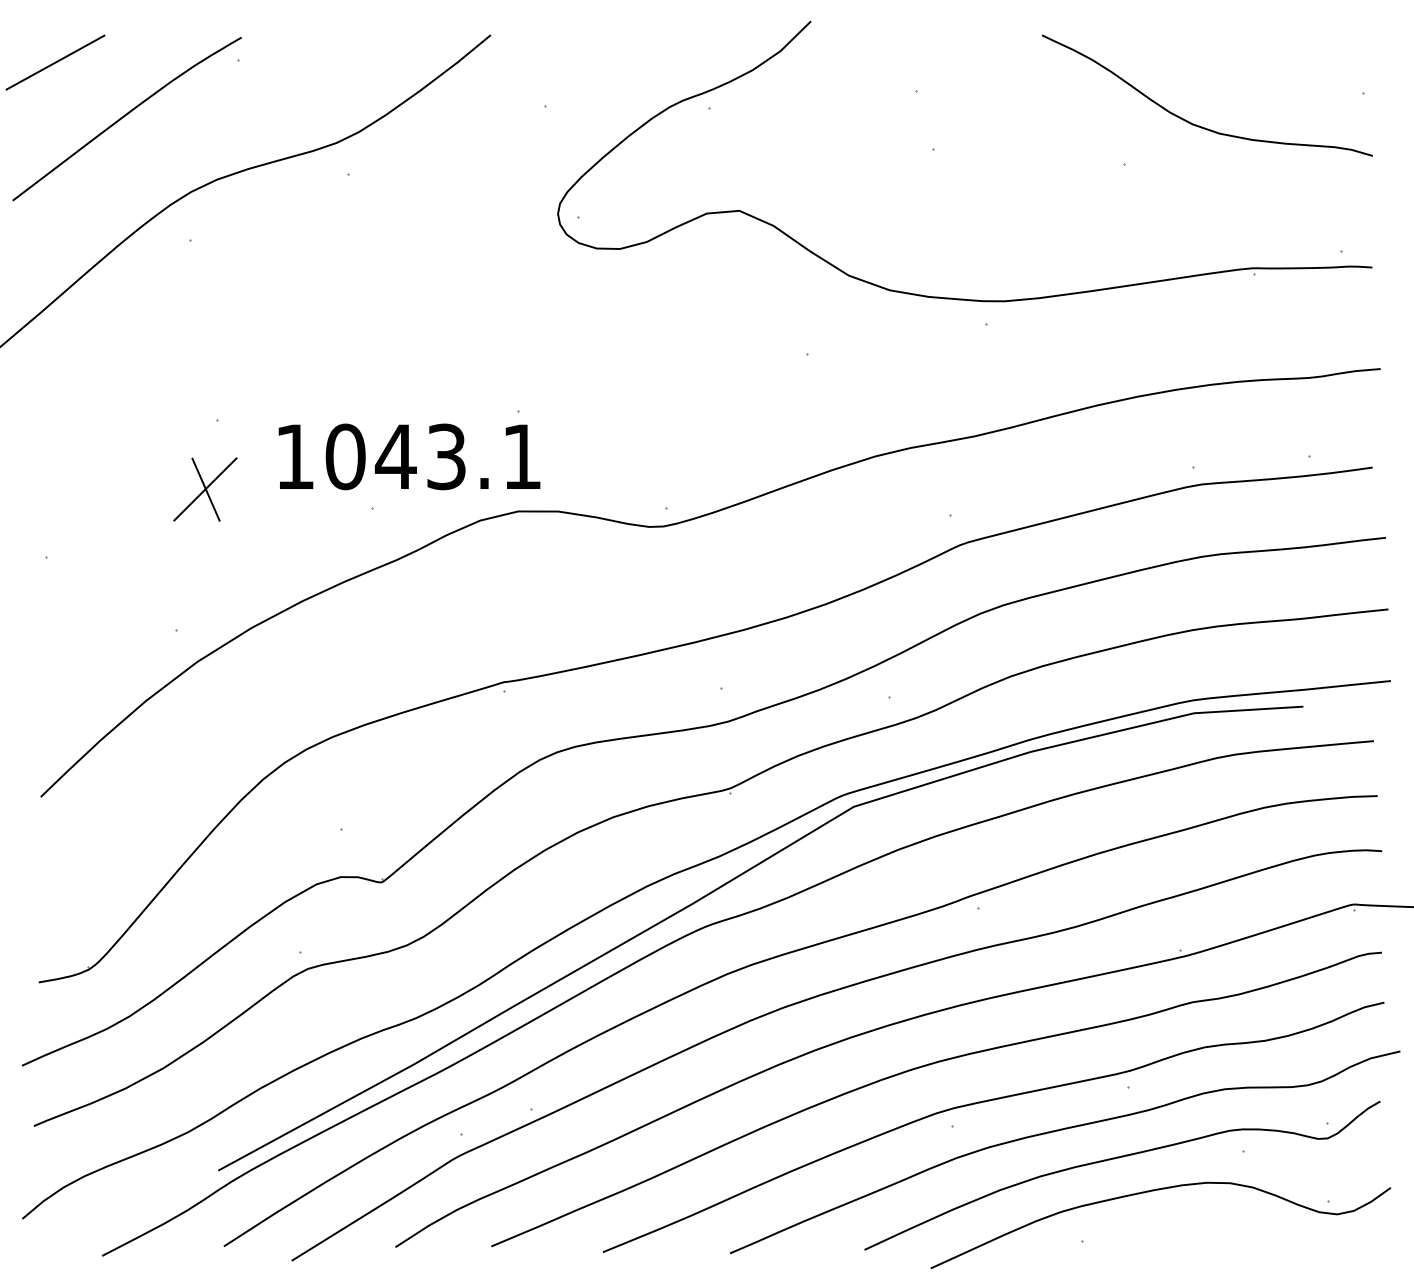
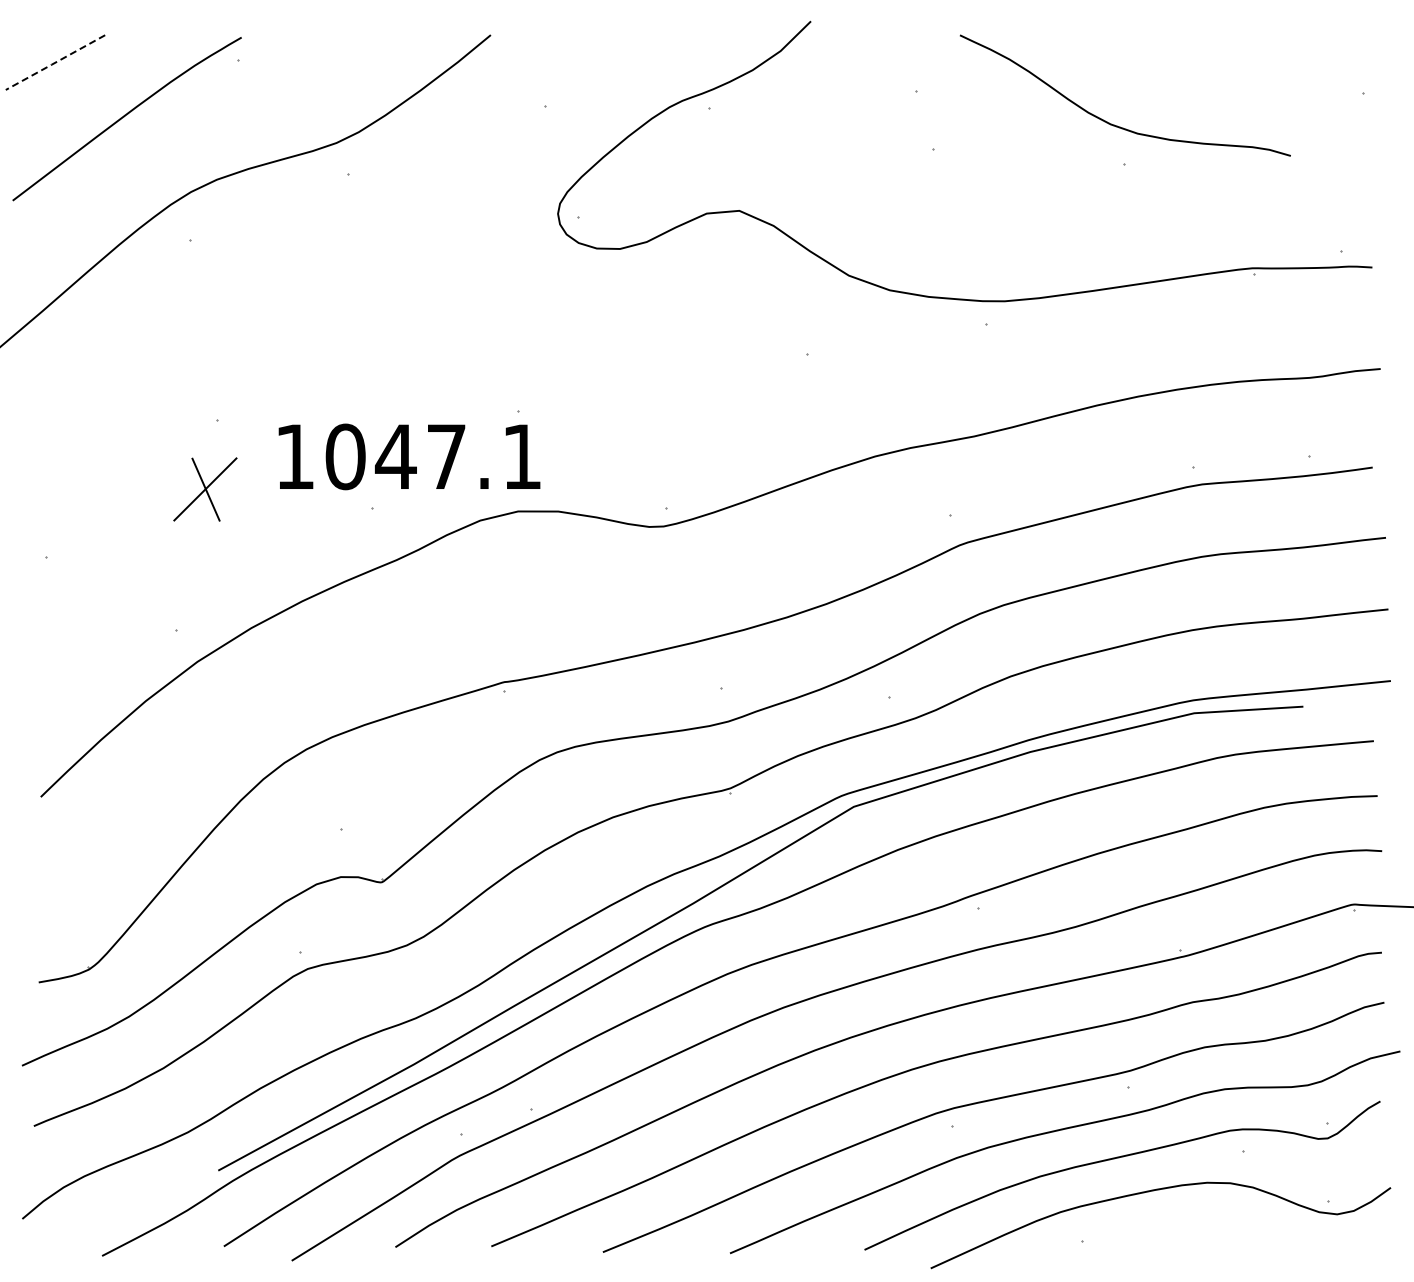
line: solid -> dashed (55, 62)
curve position: (1196, 124) -> (1114, 124) (1114, 124)
text: 1043.1 -> 1047.1 (446, 456)
